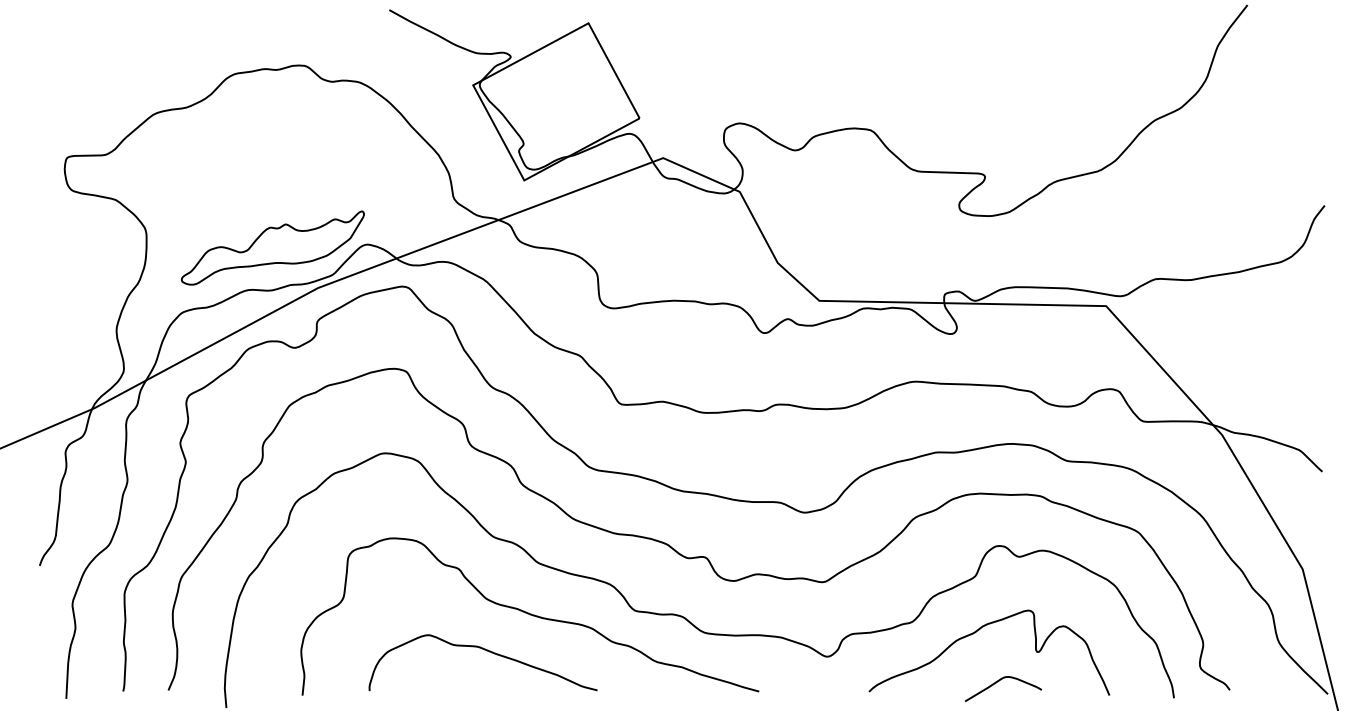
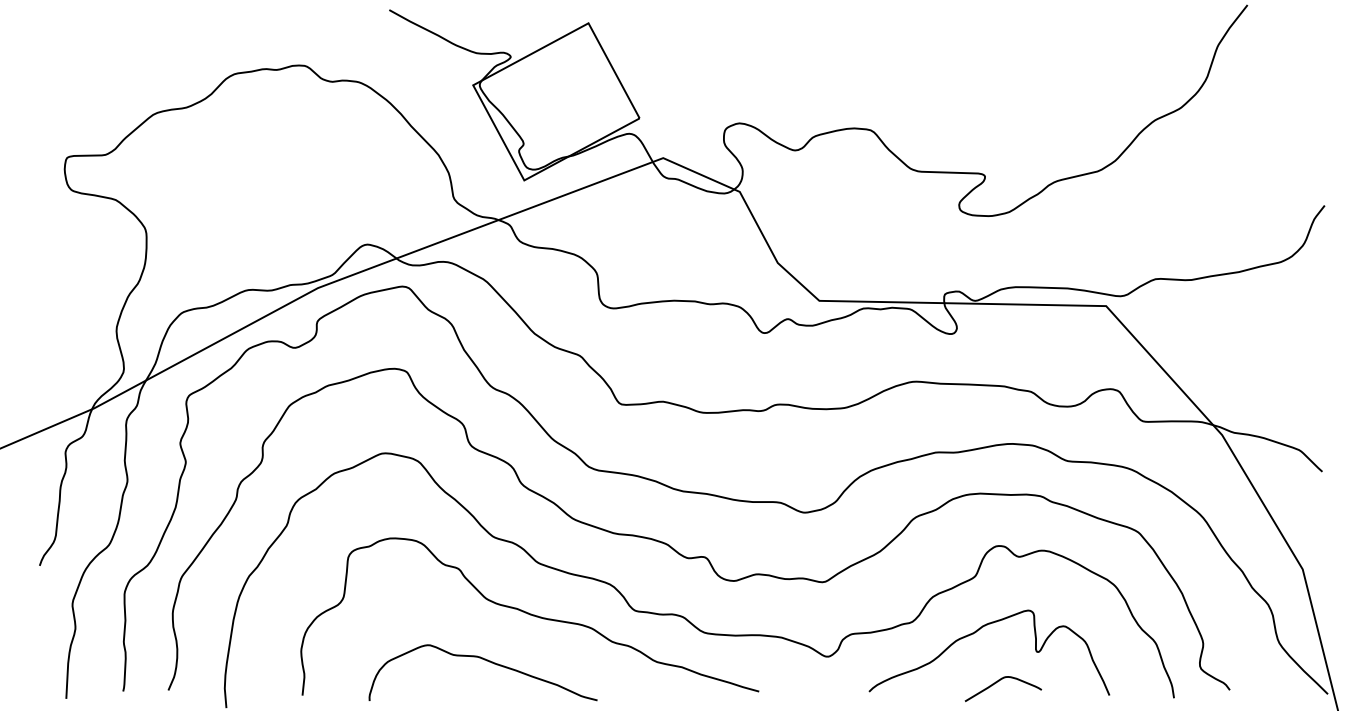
part: present -> none (272, 247)
curve position: (486, 651) -> (486, 661) (486, 661)
